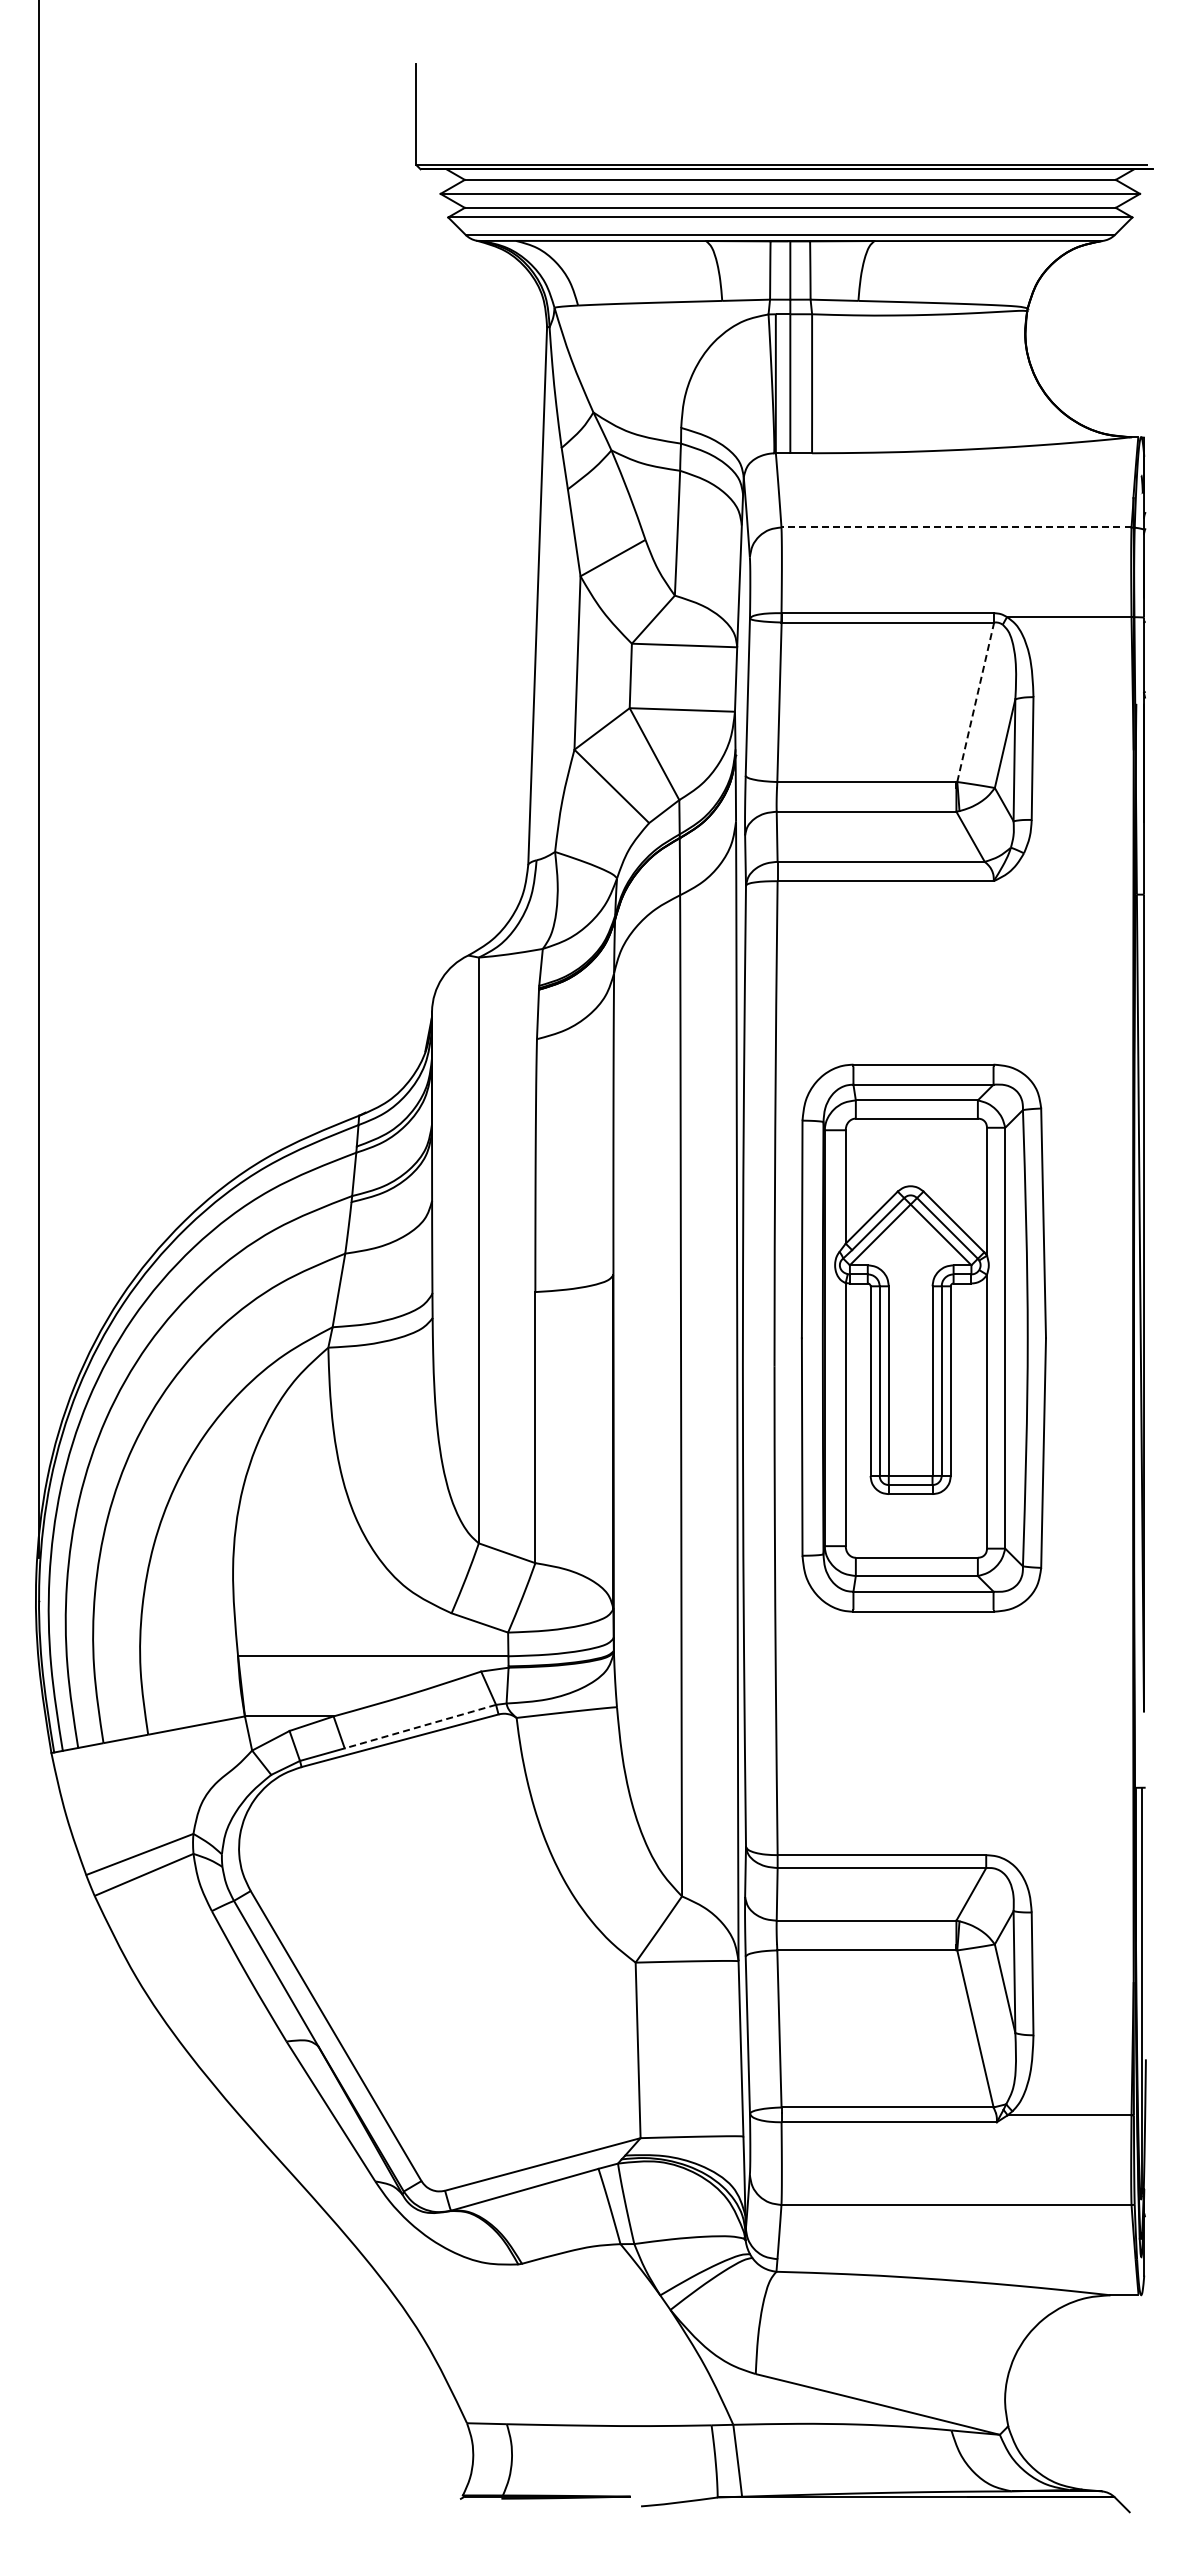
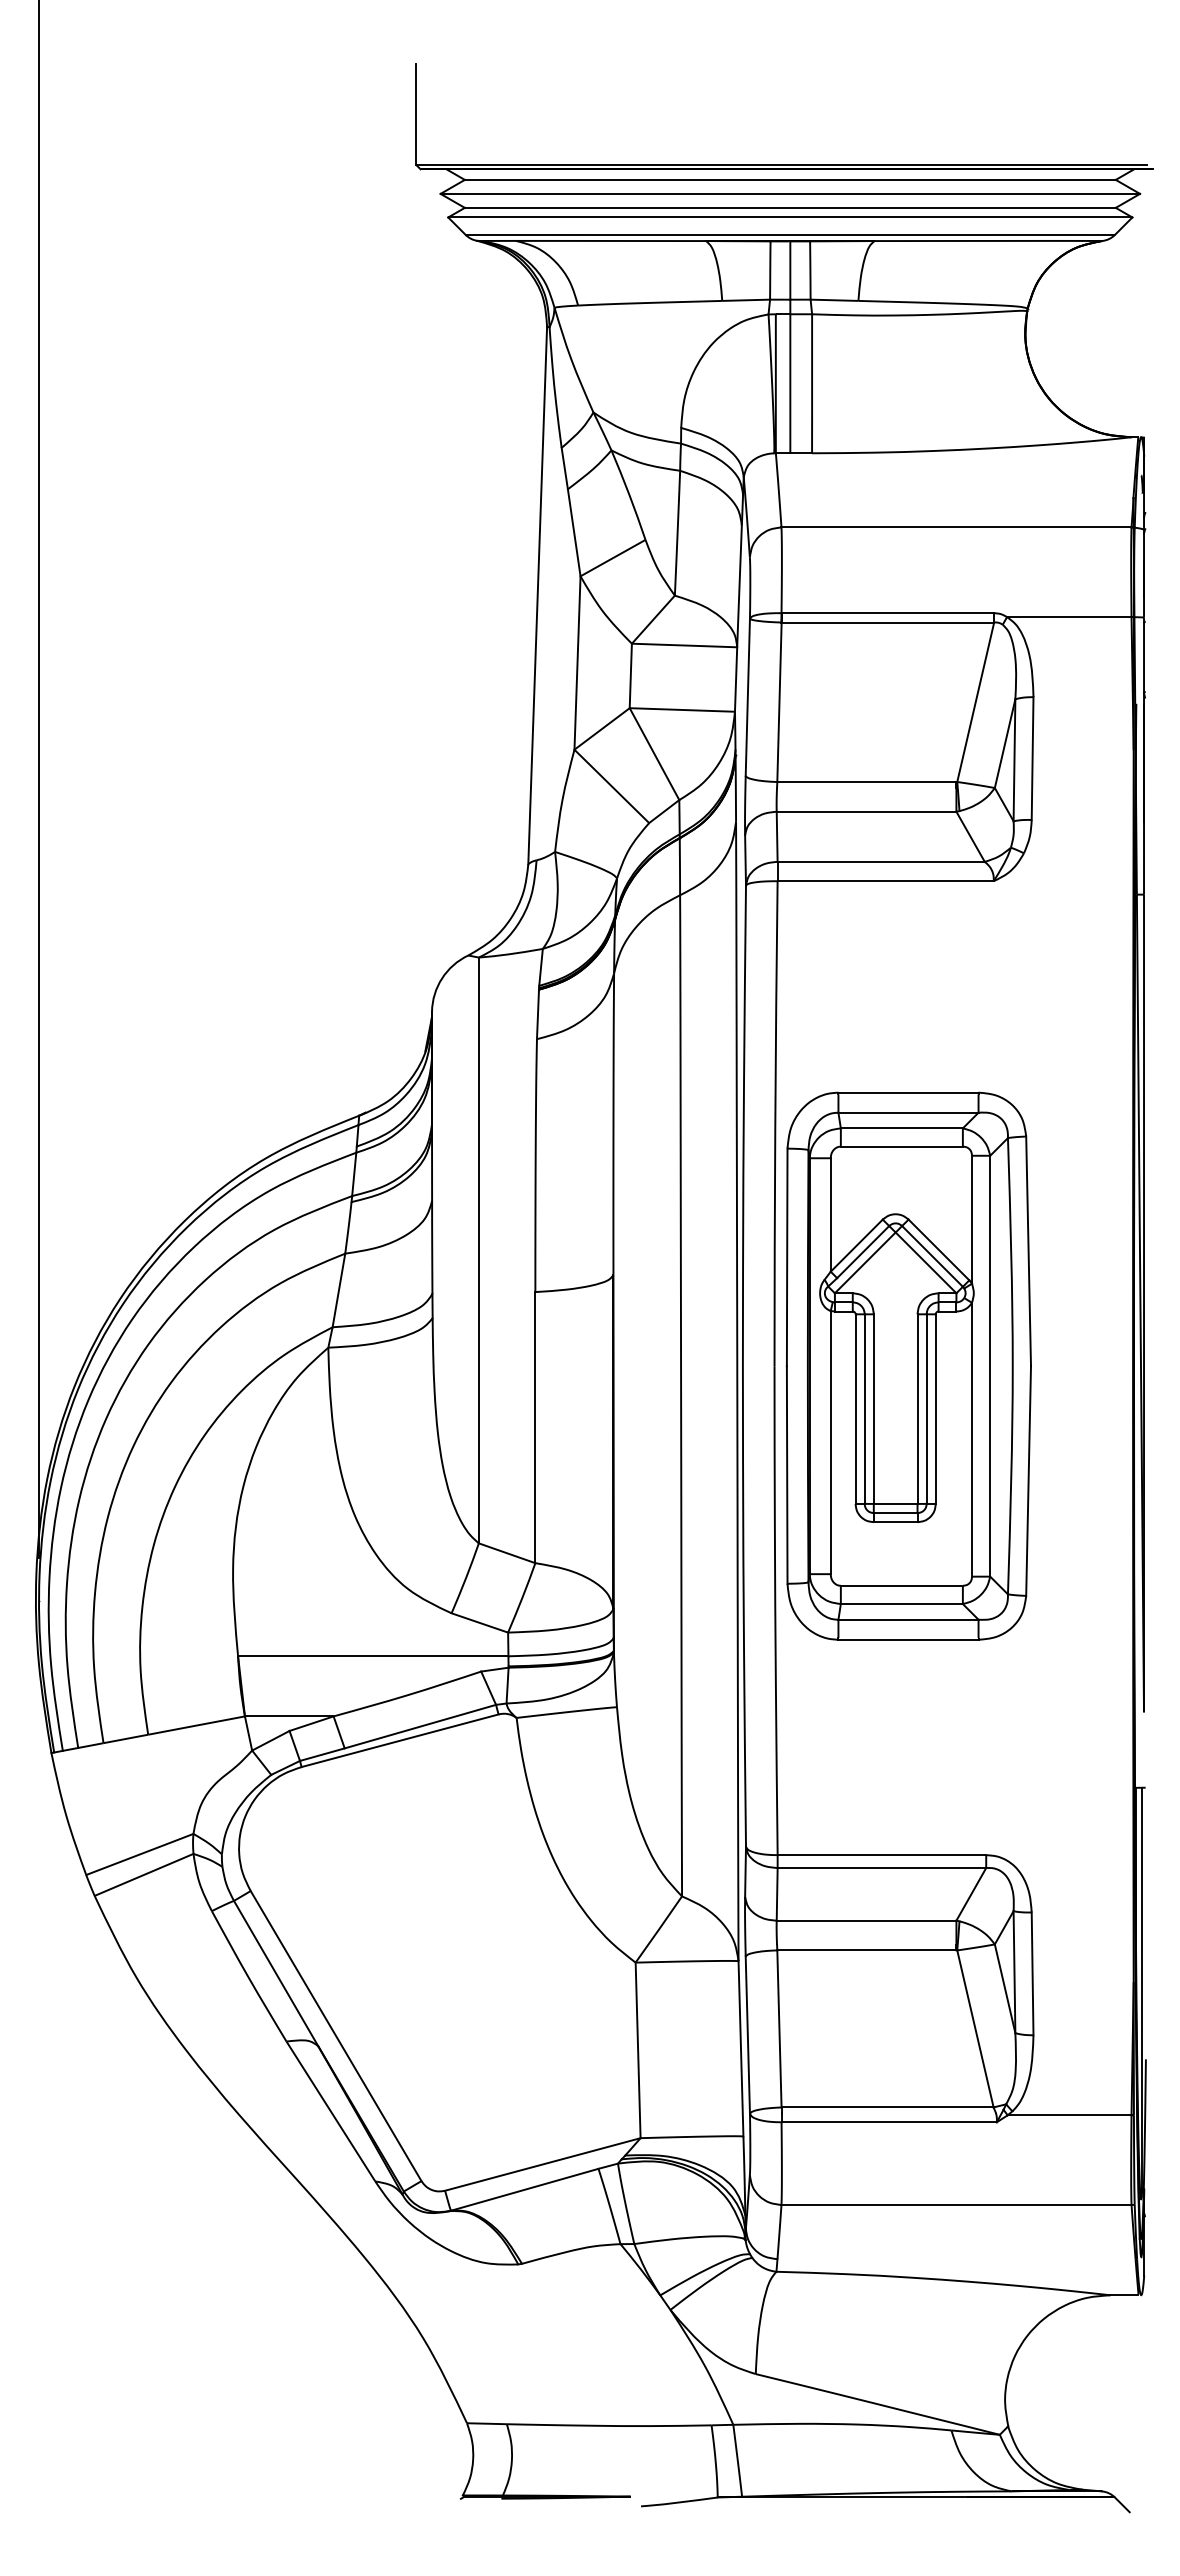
line: dashed -> solid (956, 527)
line: dashed -> solid (975, 702)
part position: (923, 1337) -> (908, 1365) (908, 1365)
line: dashed -> solid (420, 1726)
